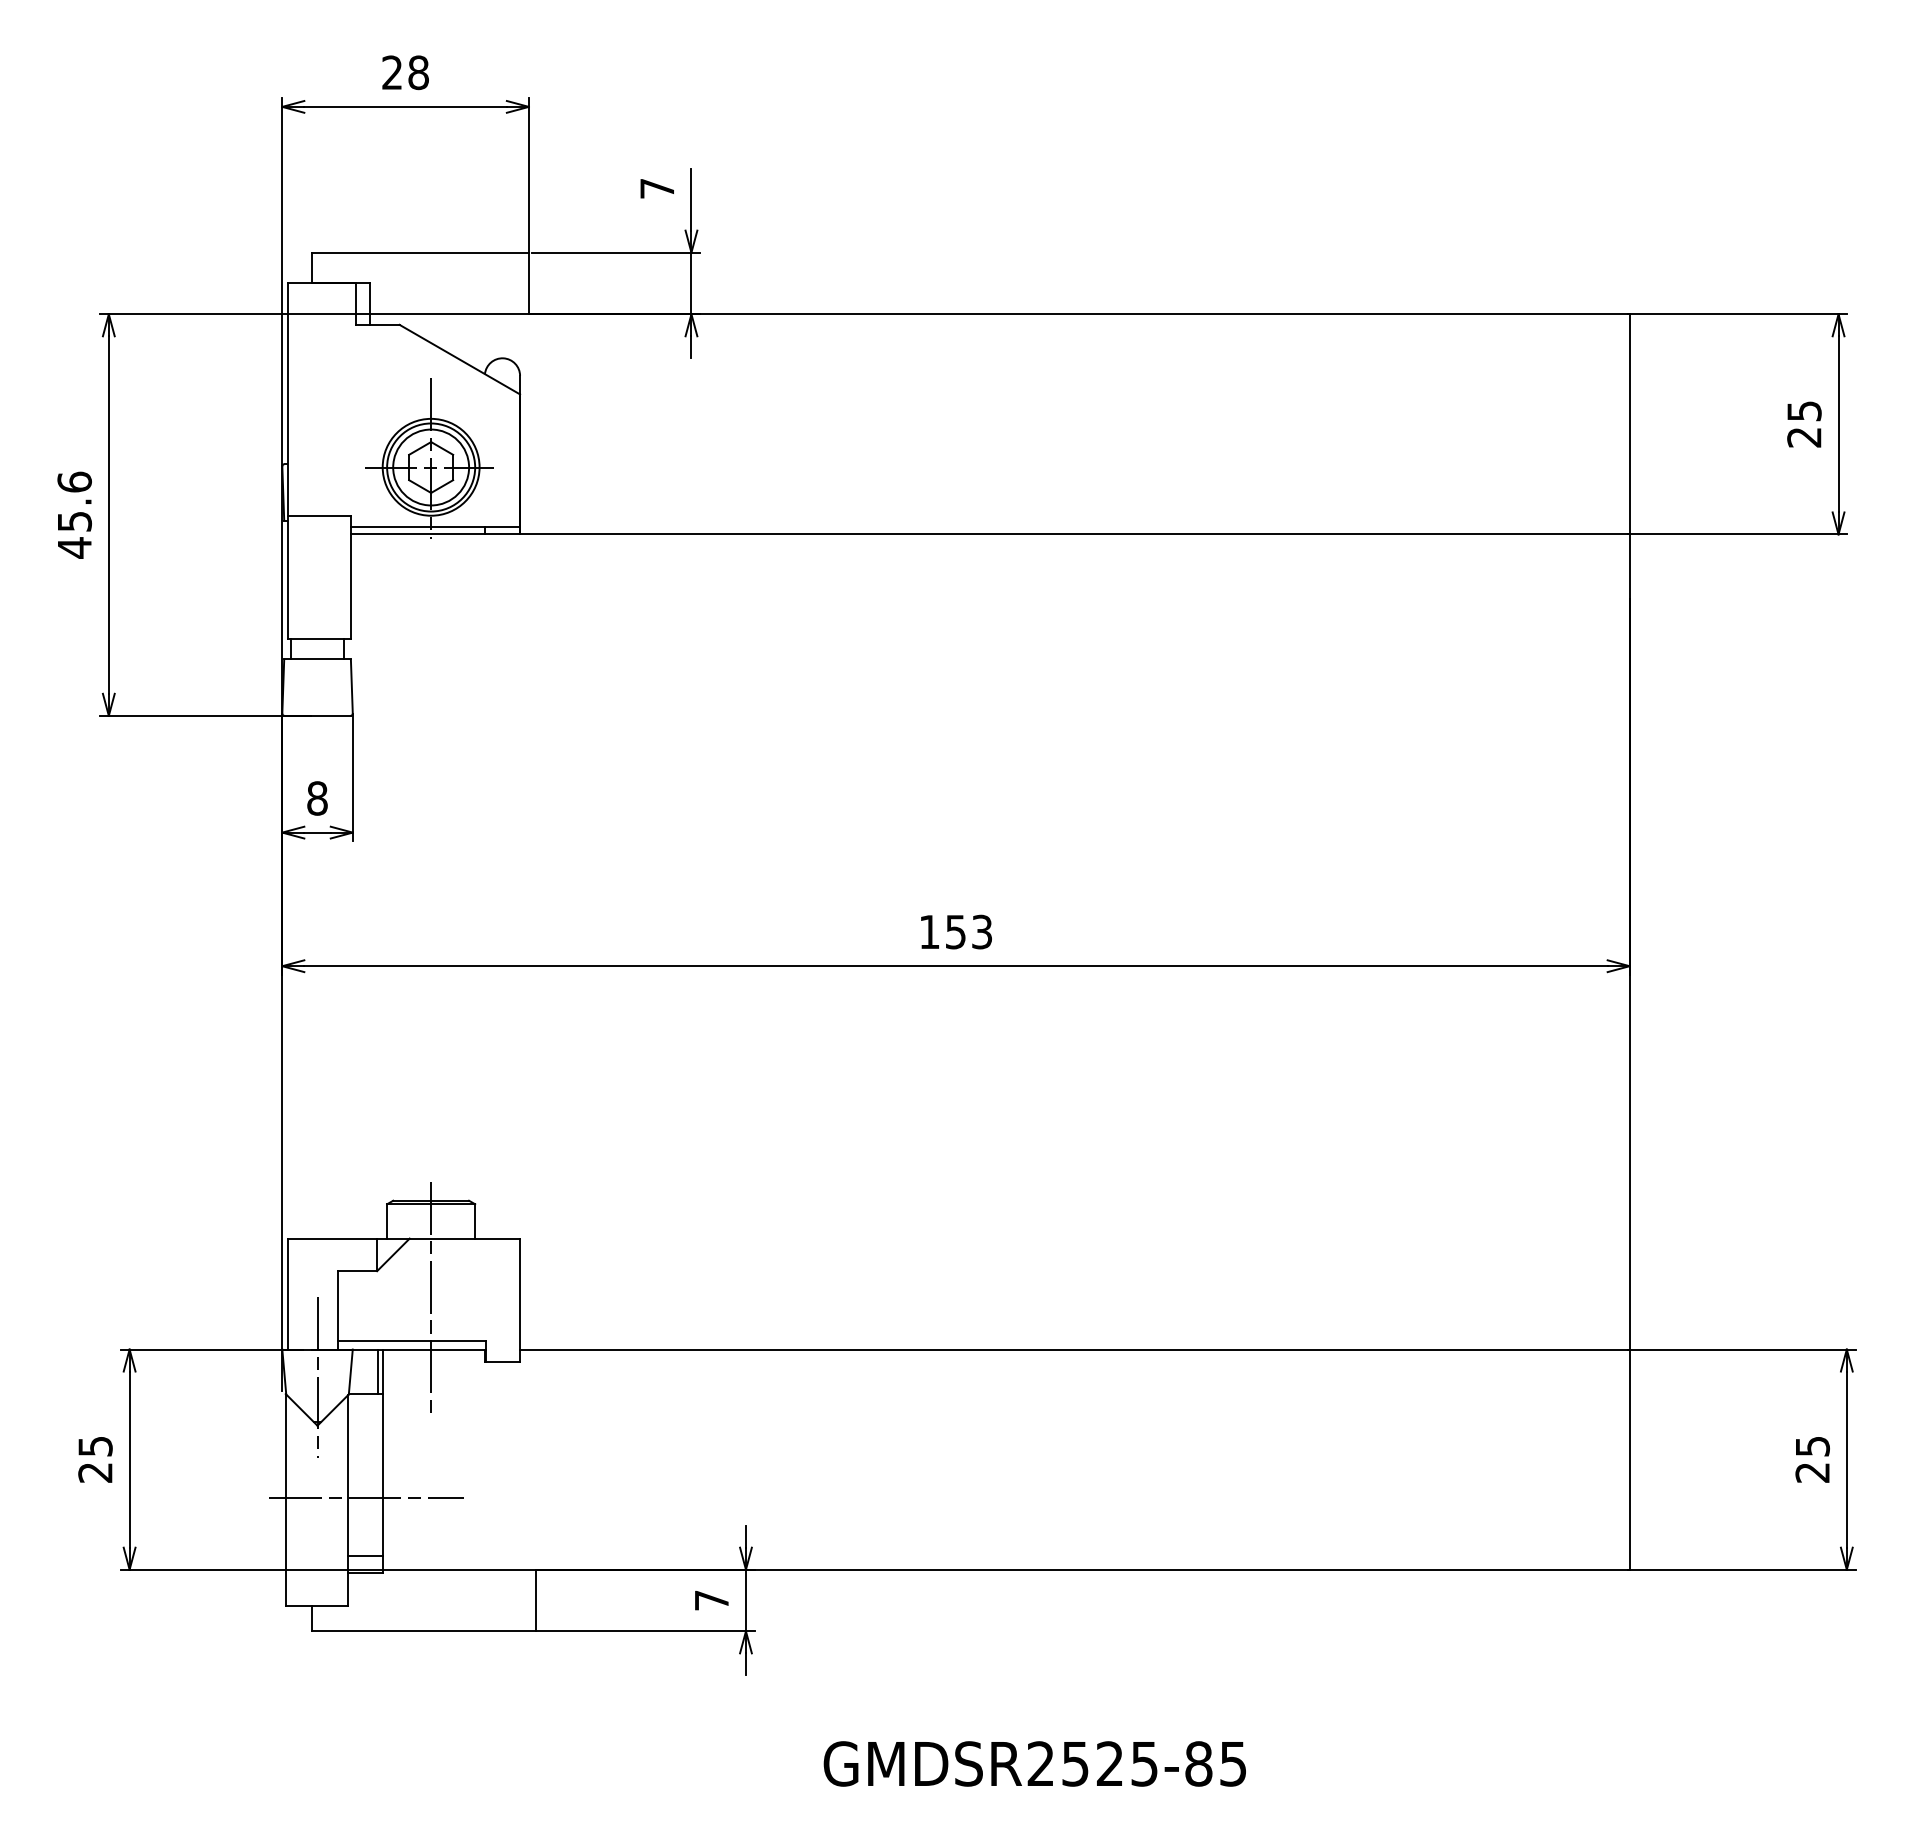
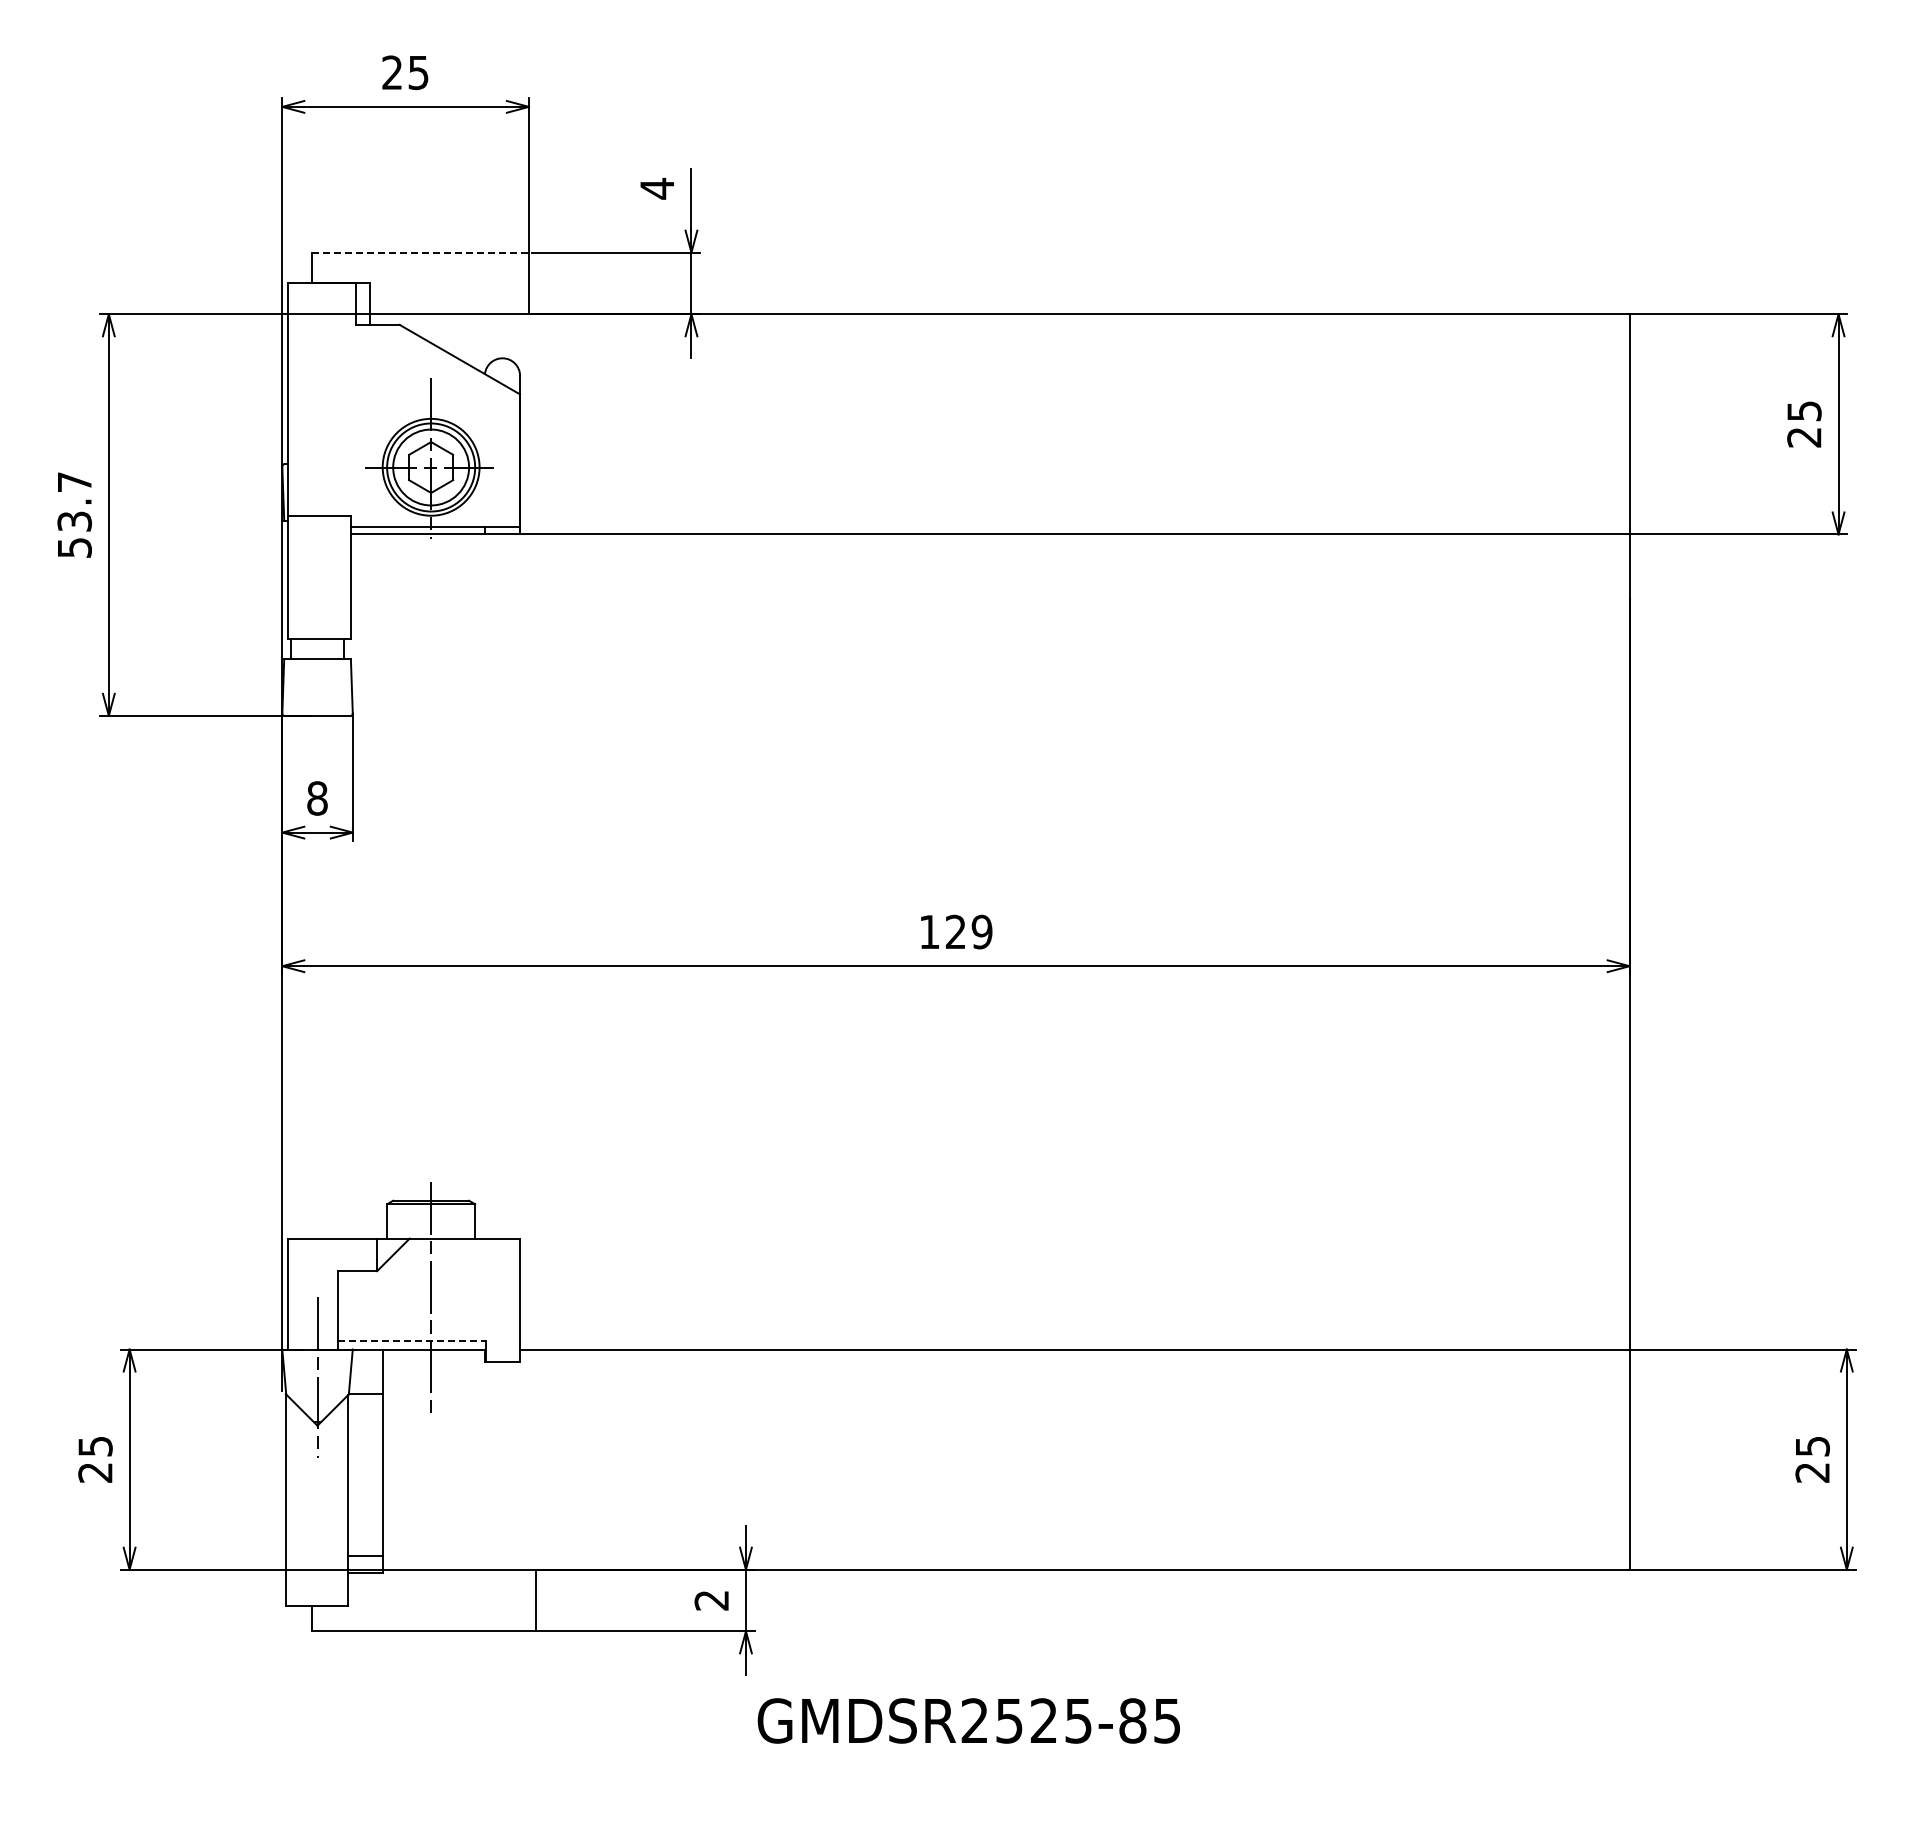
text: 28 -> 25 (418, 72)
text: 7 -> 4 (656, 188)
line: solid -> dashed (421, 252)
text: 45.6 -> 53.7 (74, 514)
text: 153 -> 129 (968, 931)
line: solid -> dashed (411, 1340)
line: present -> none (378, 1371)
line: present -> none (366, 1498)
text: 7 -> 2 (711, 1600)
text position: (1034, 1763) -> (968, 1720) (968, 1720)
